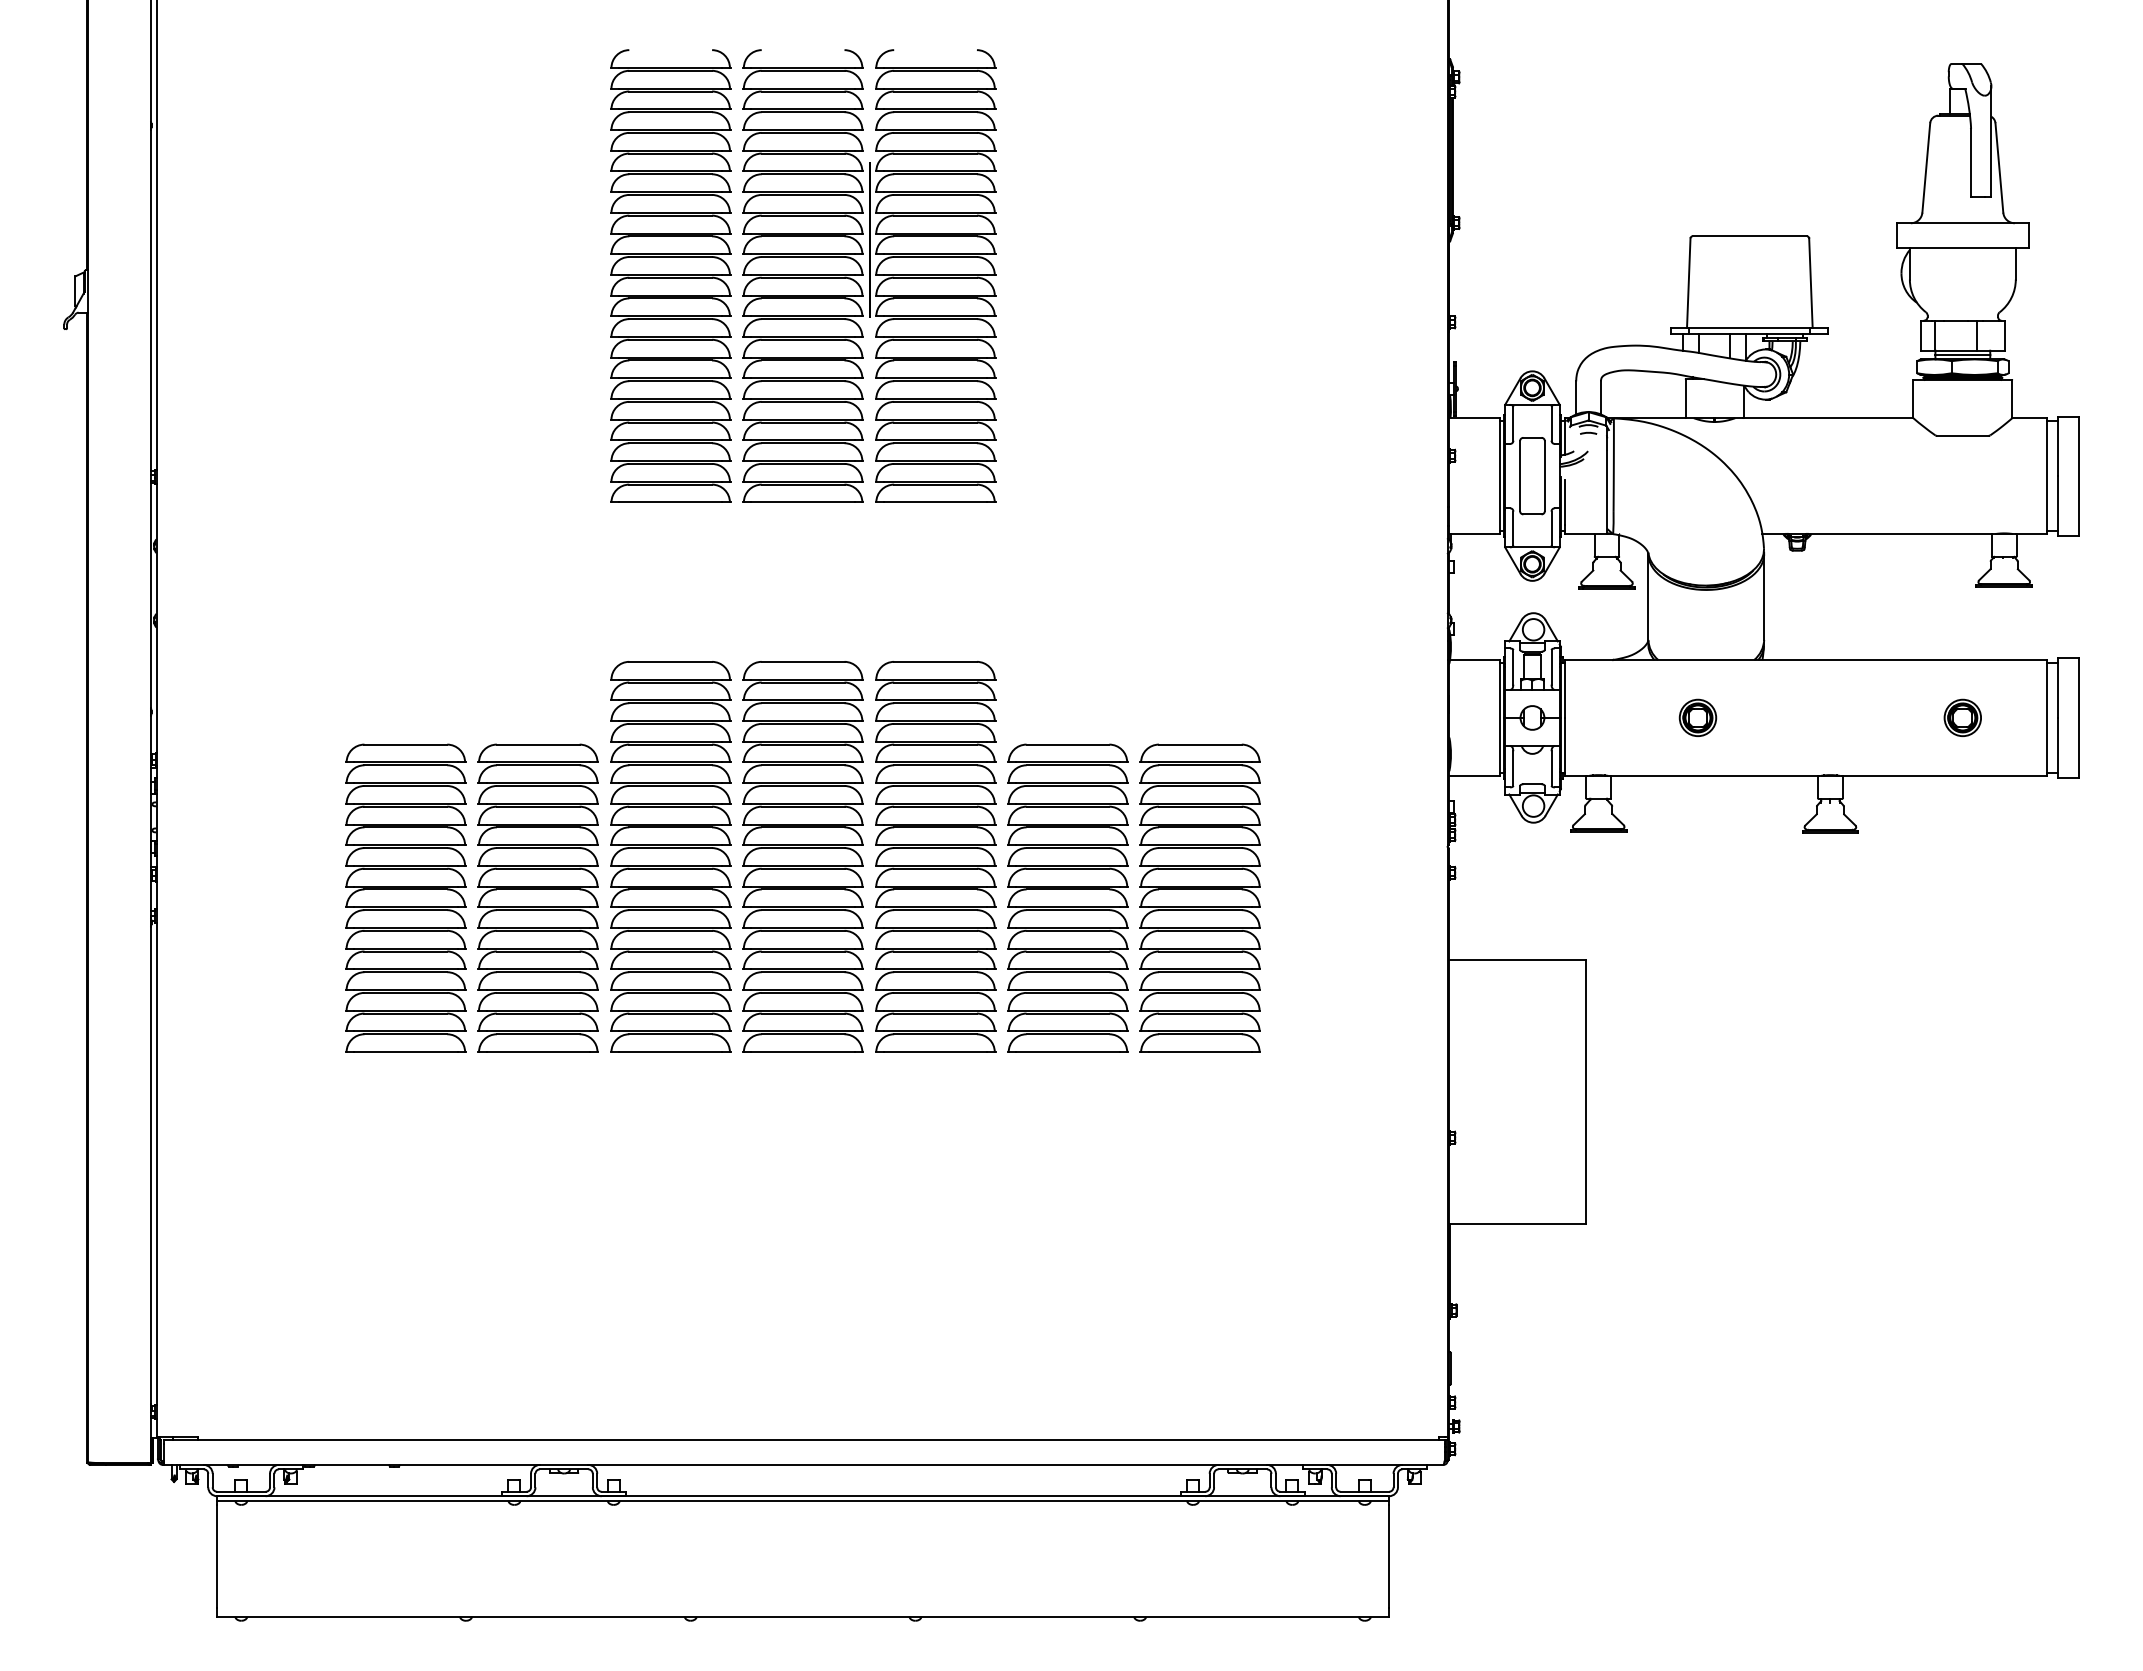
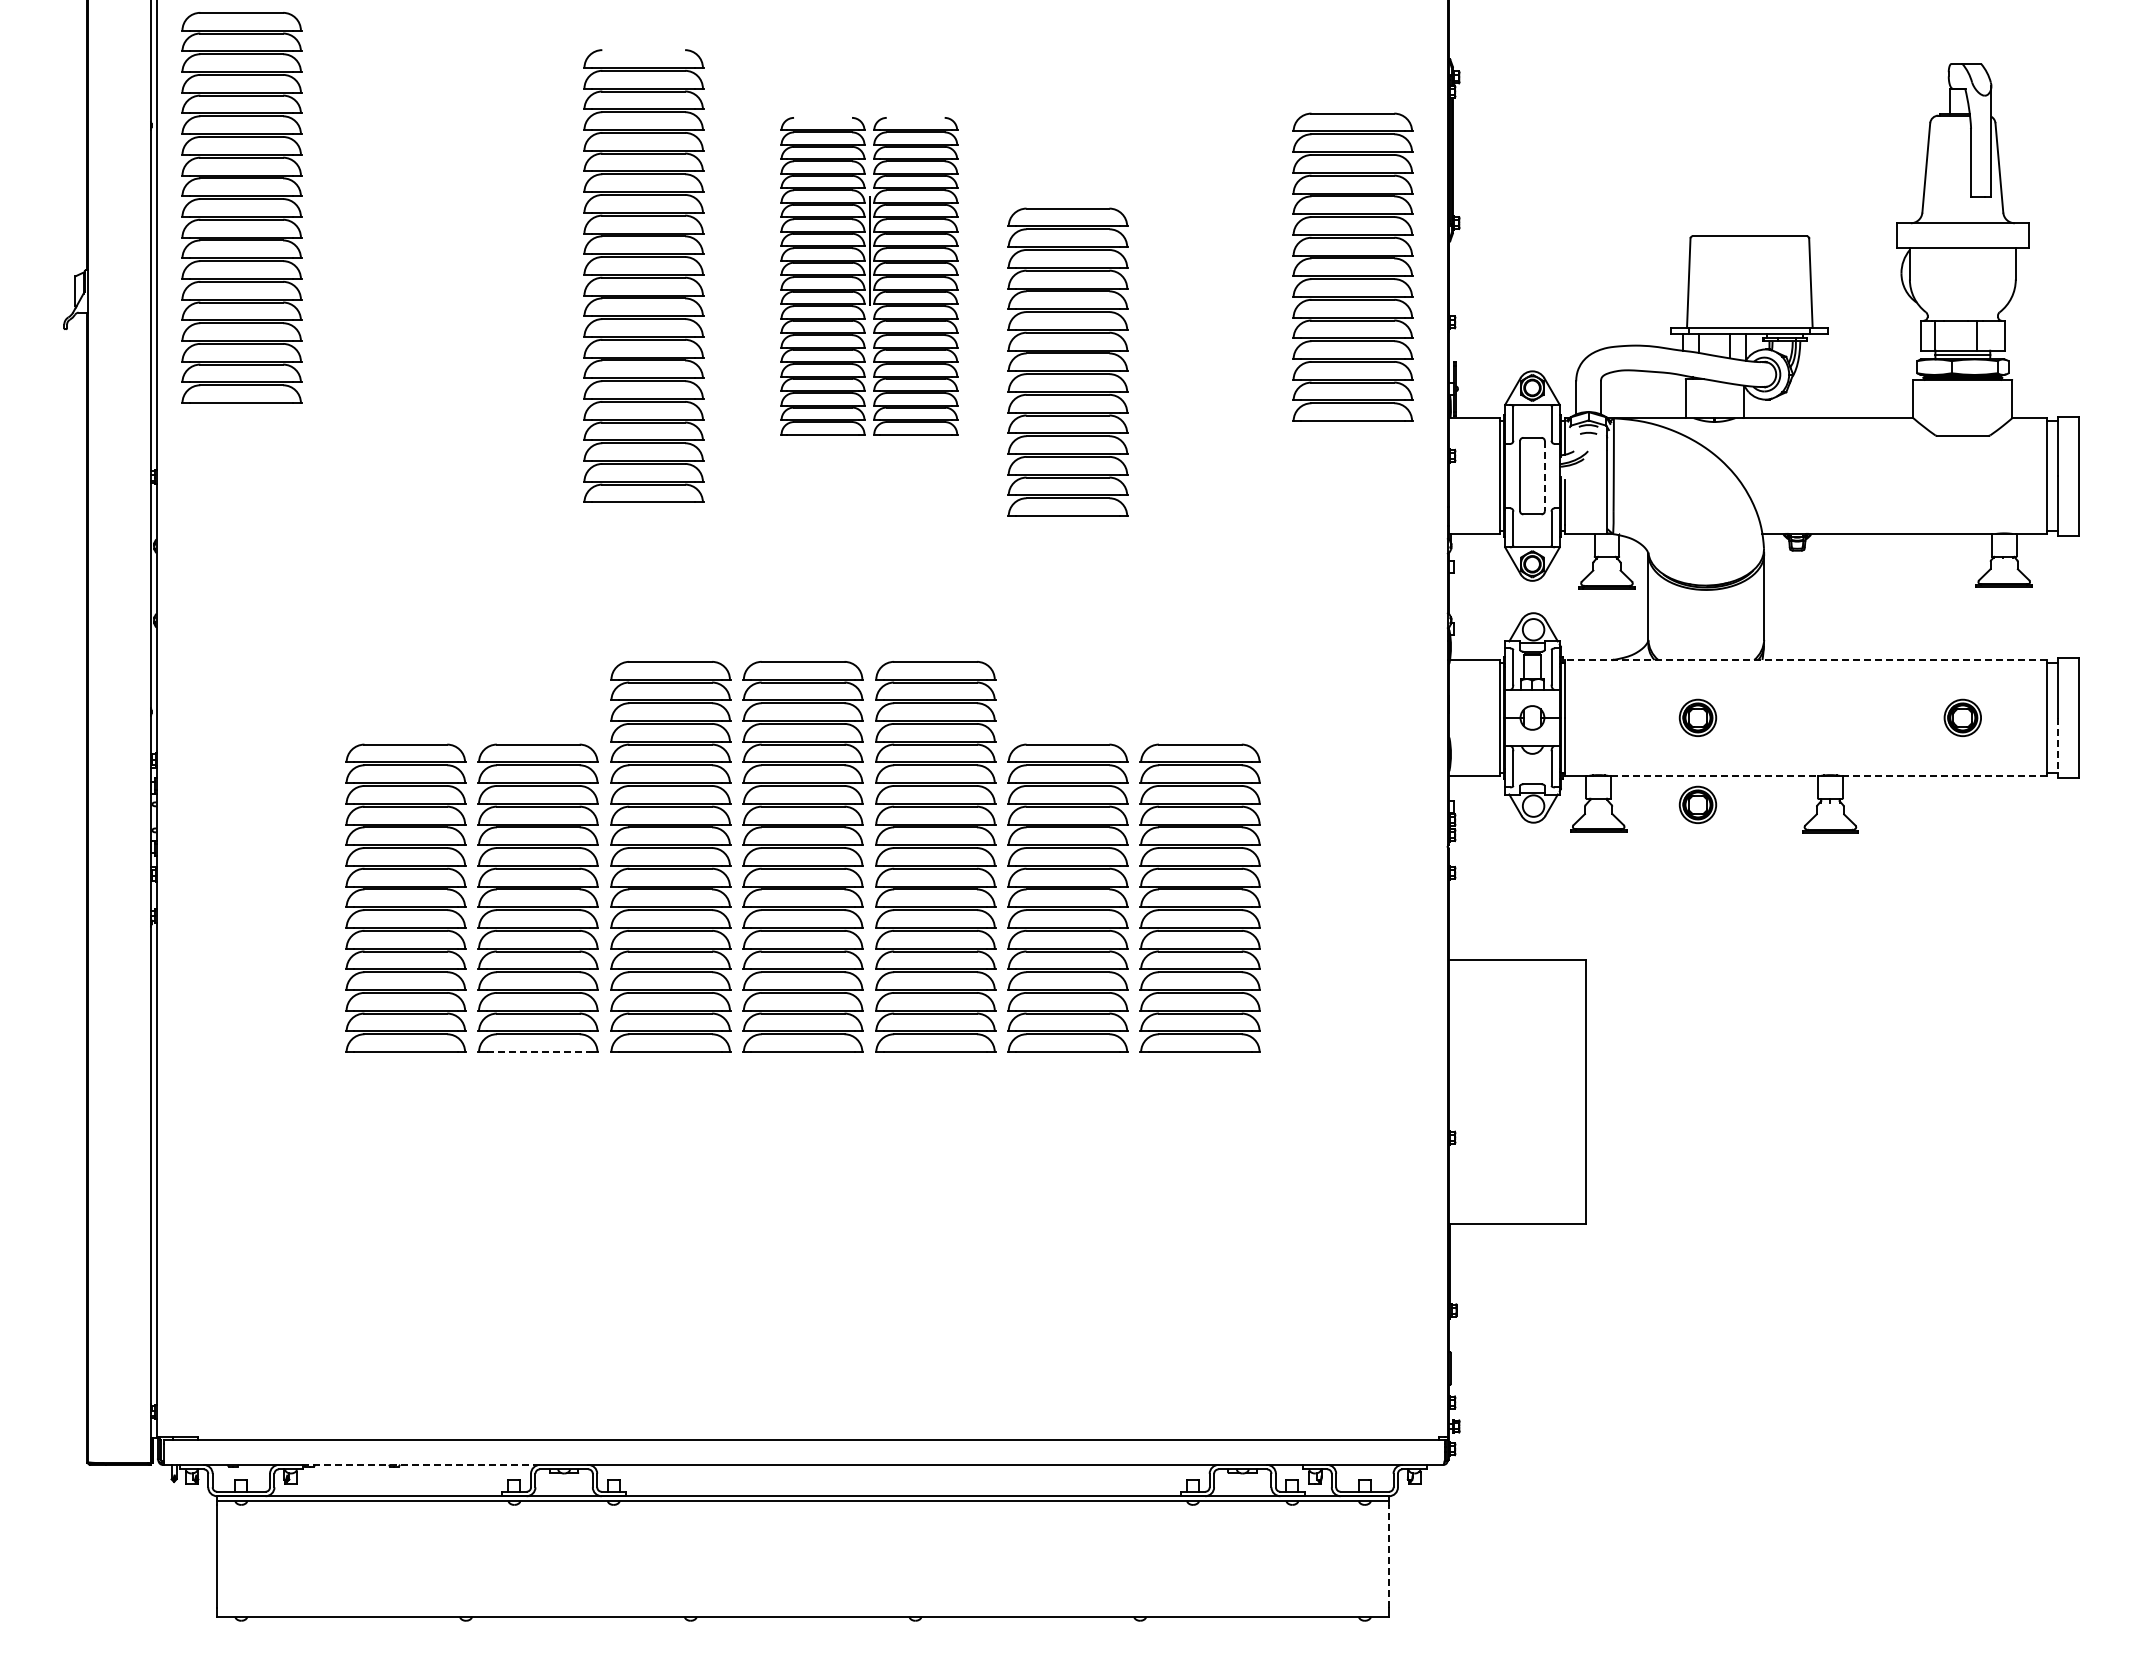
part: none -> present (241, 207)
part: none -> present (1352, 266)
part position: (670, 275) -> (643, 275) (643, 275)
part size: 255x454 px -> 179x319 px (869, 276)
part: none -> present (1067, 361)
line: solid -> dashed (1544, 476)
line: solid -> dashed (1805, 660)
line: solid -> dashed (2058, 747)
line: solid -> dashed (1714, 775)
line: solid -> dashed (1944, 775)
part: none -> present (1697, 804)
line: solid -> dashed (538, 1052)
line: solid -> dashed (421, 1464)
line: solid -> dashed (1389, 1555)
